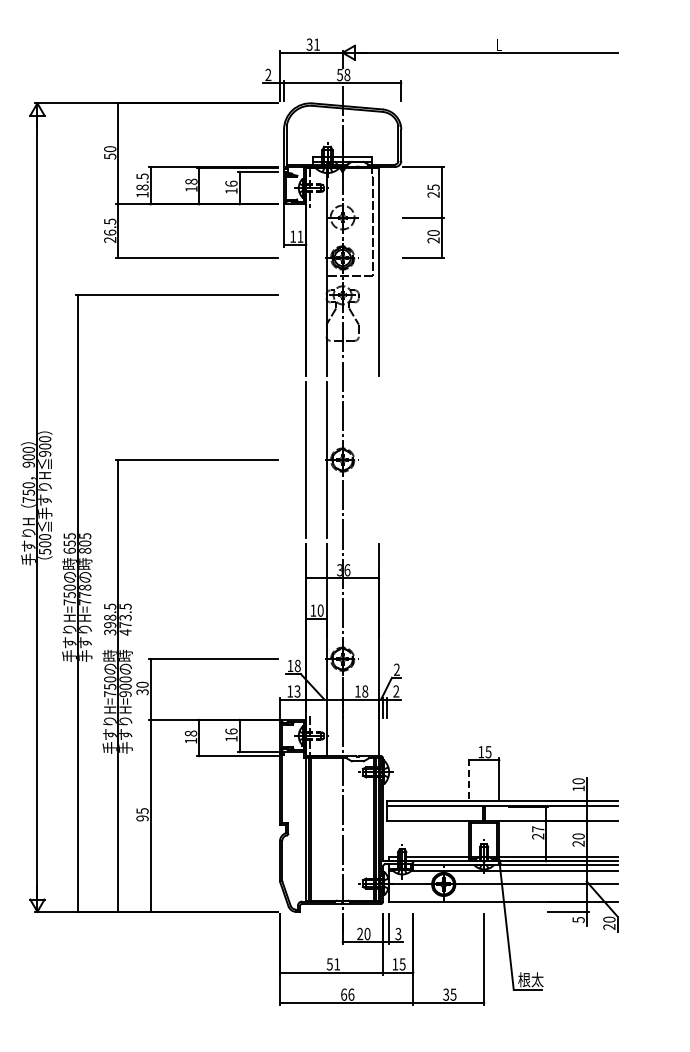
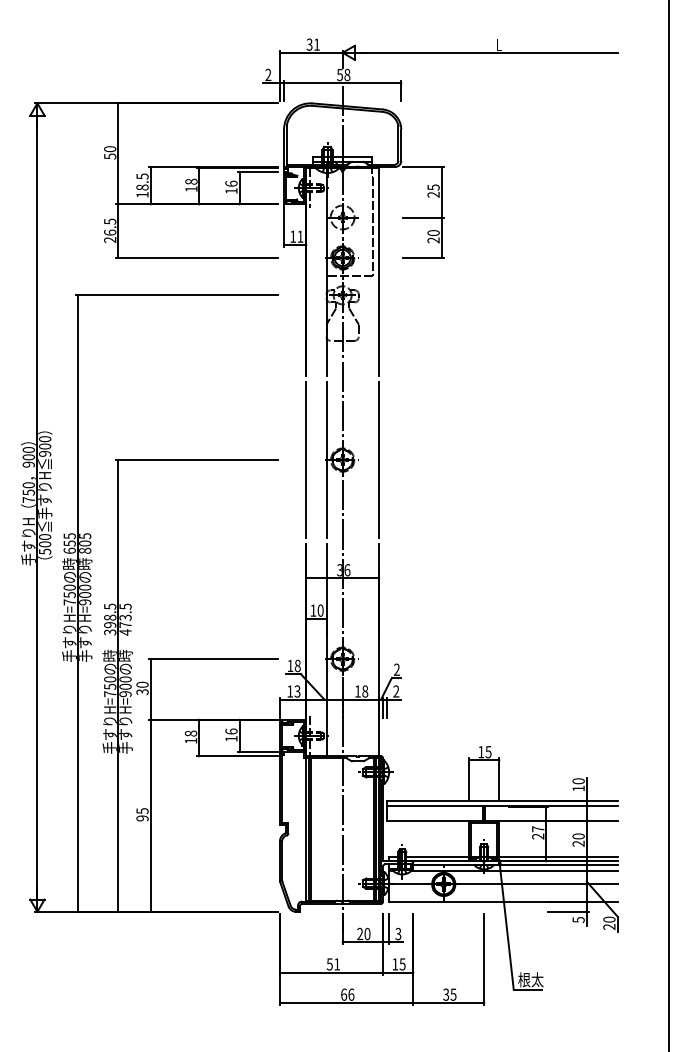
line: none -> present (379, 459)
line: none -> present (669, 525)
text: H=778 -> H=900 (85, 594)
line: dashed -> solid (469, 777)
